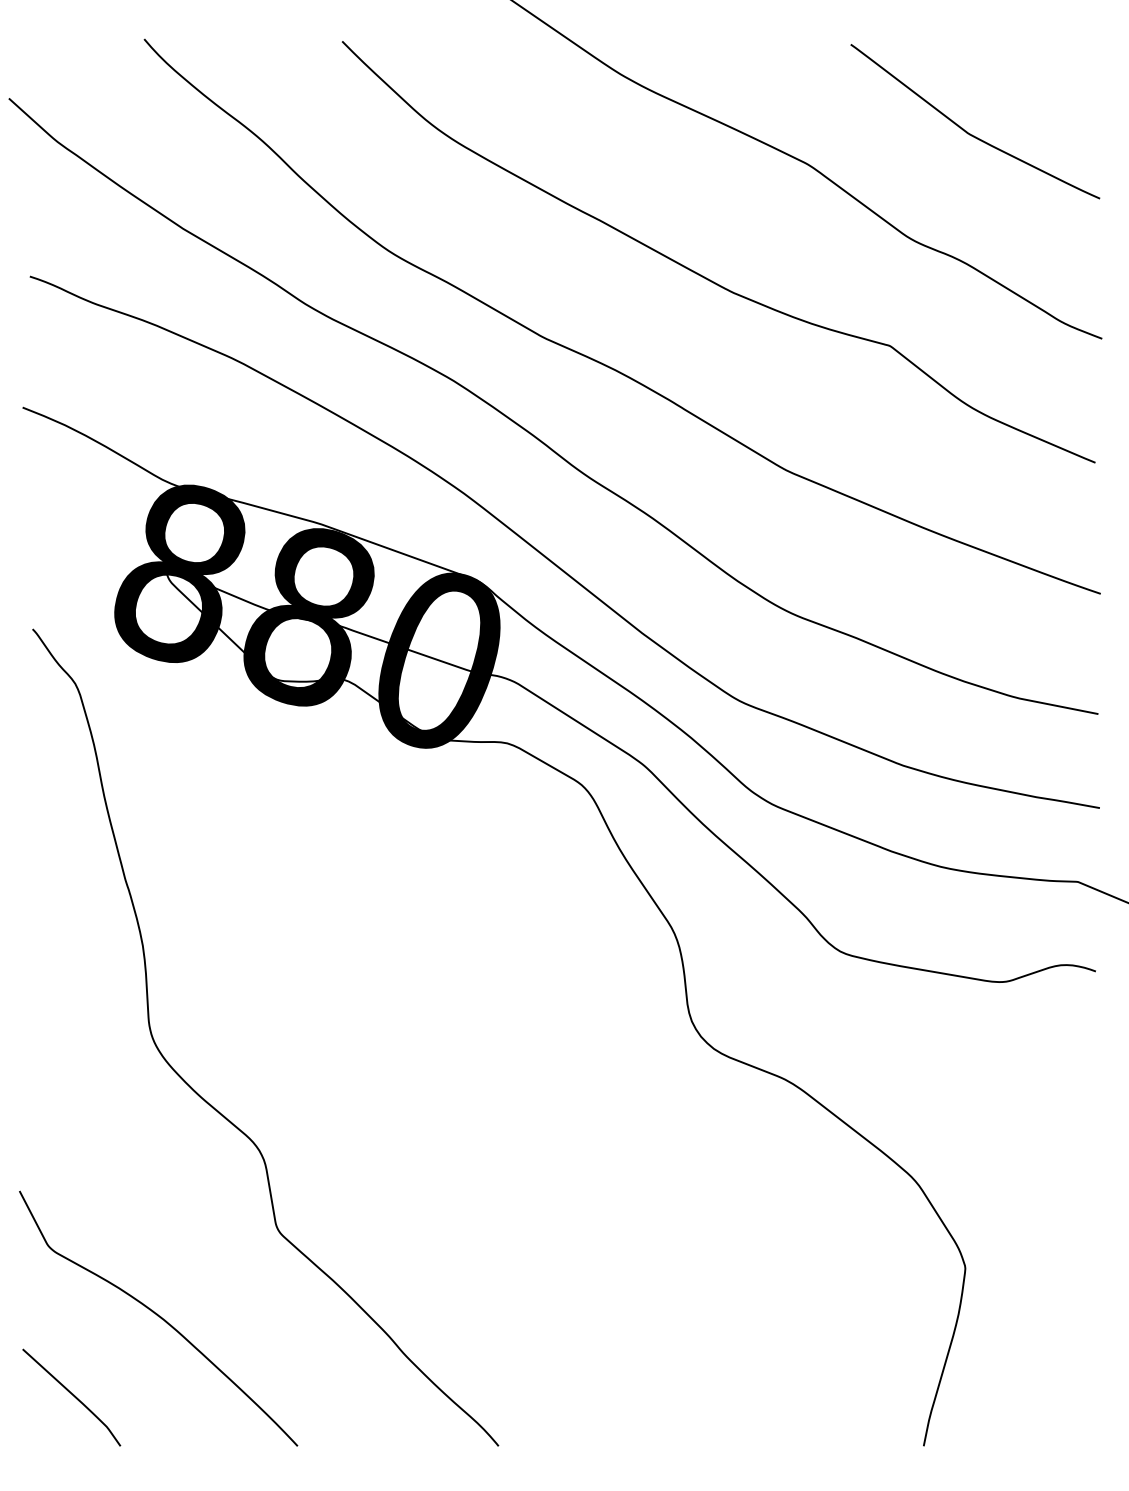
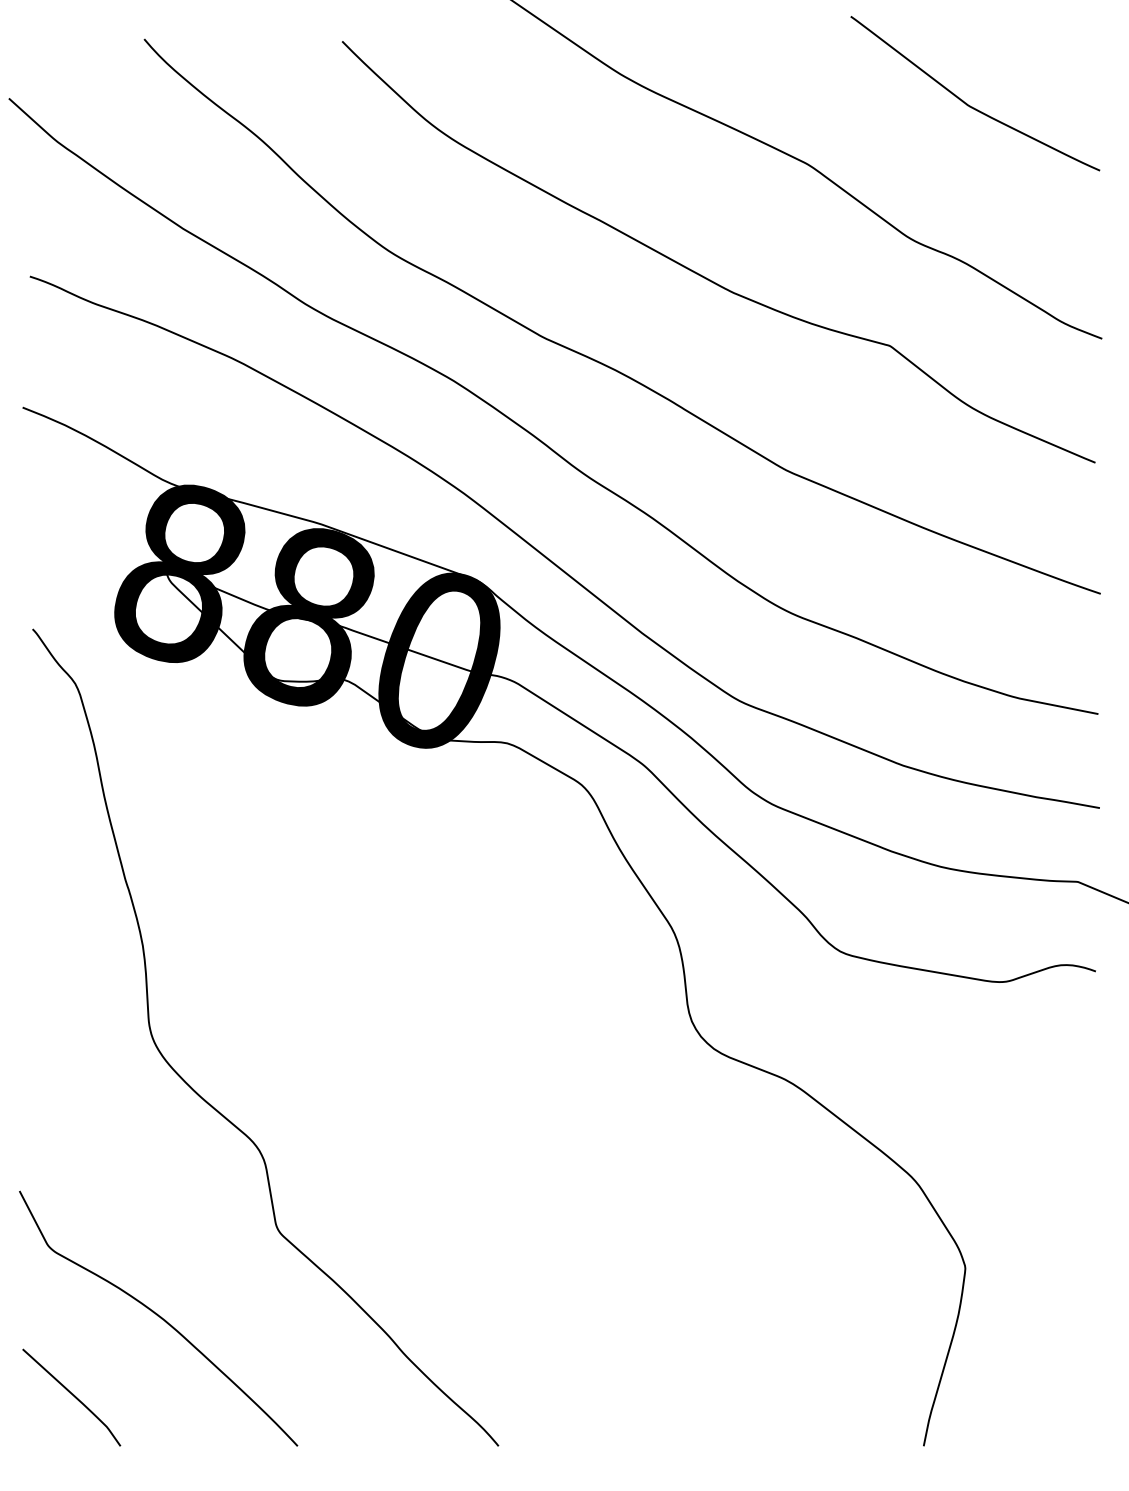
curve position: (966, 130) -> (966, 102) (966, 102)
